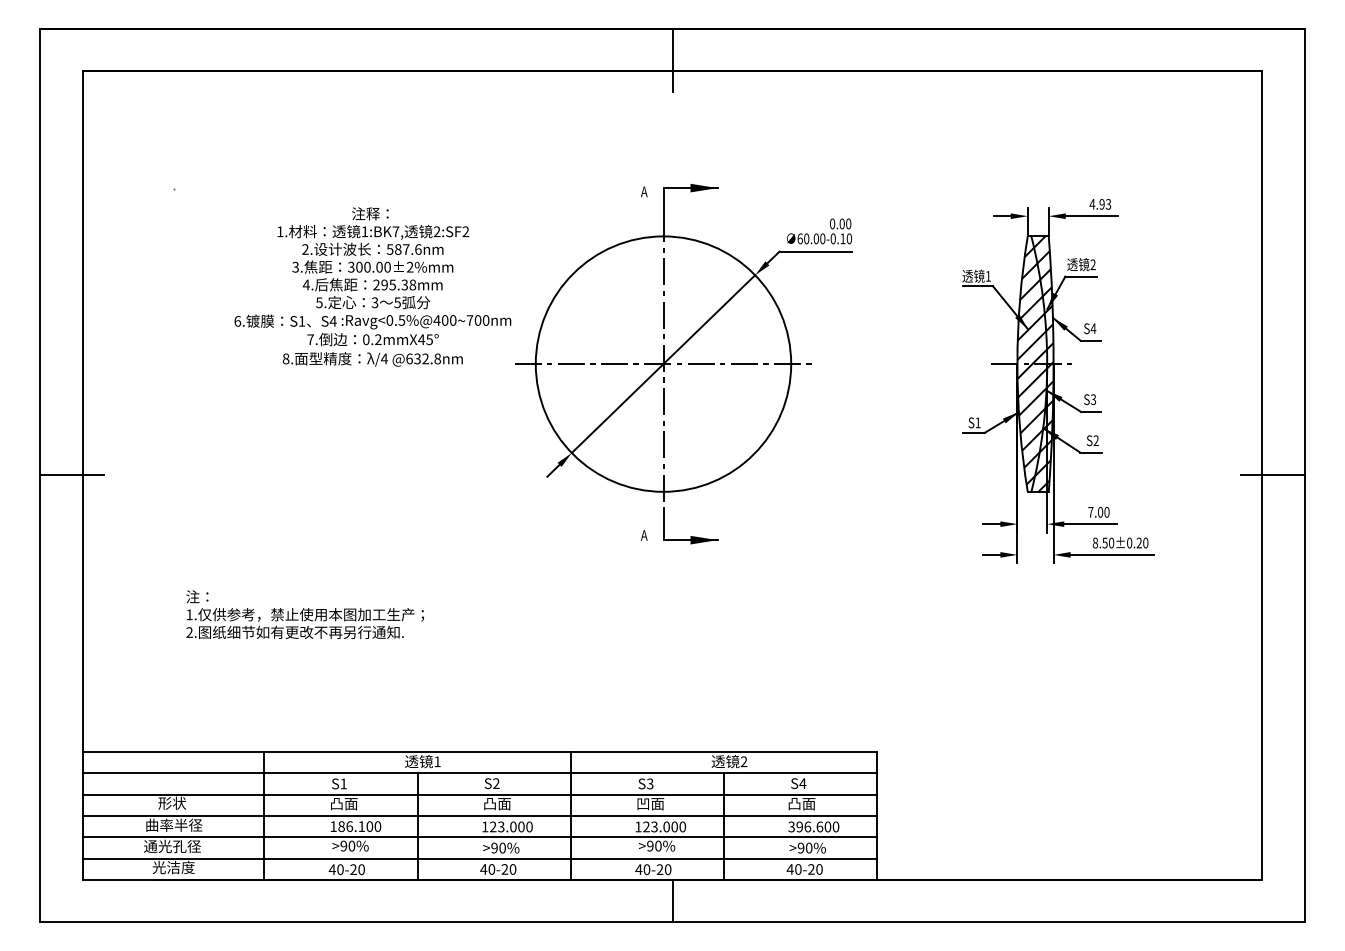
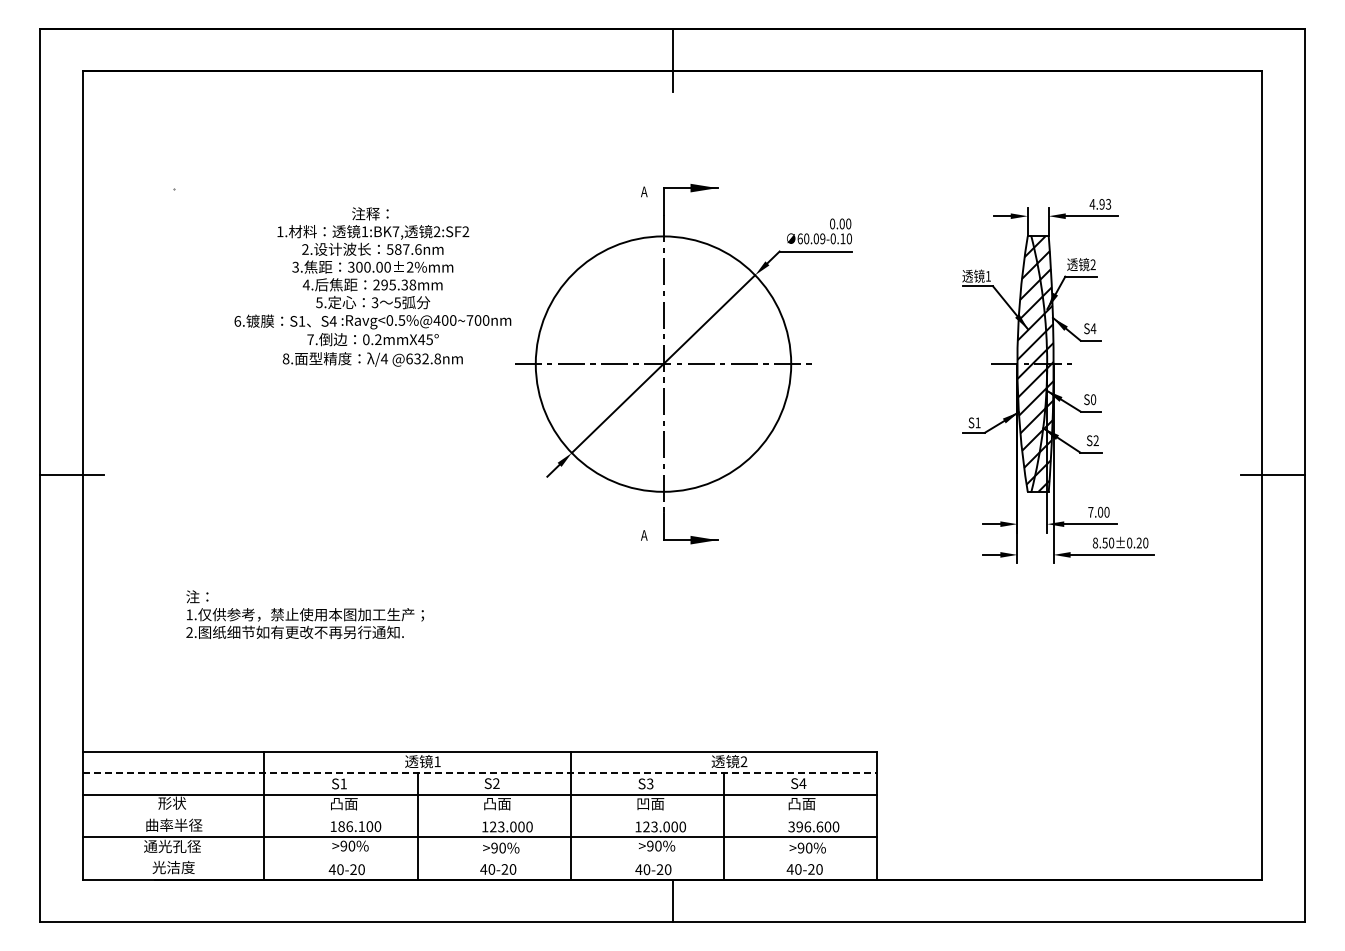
text: 60.00 -> 60.09 (822, 238)
text: S3 -> S0 (1093, 399)
line: solid -> dashed (480, 773)
line: present -> none (479, 816)
line: present -> none (479, 858)
